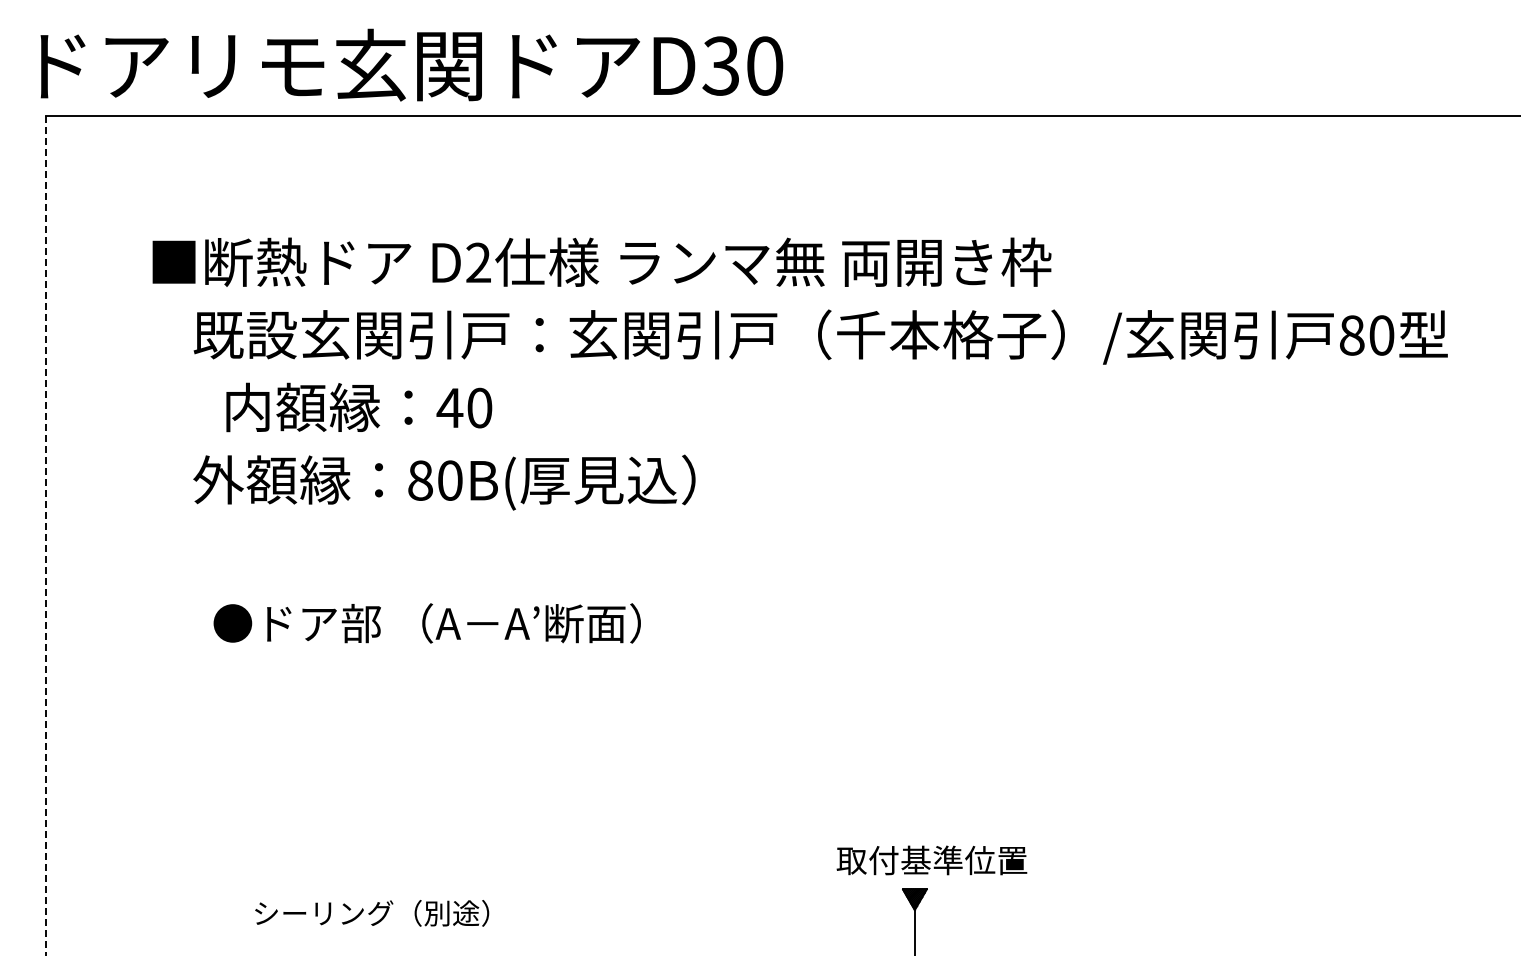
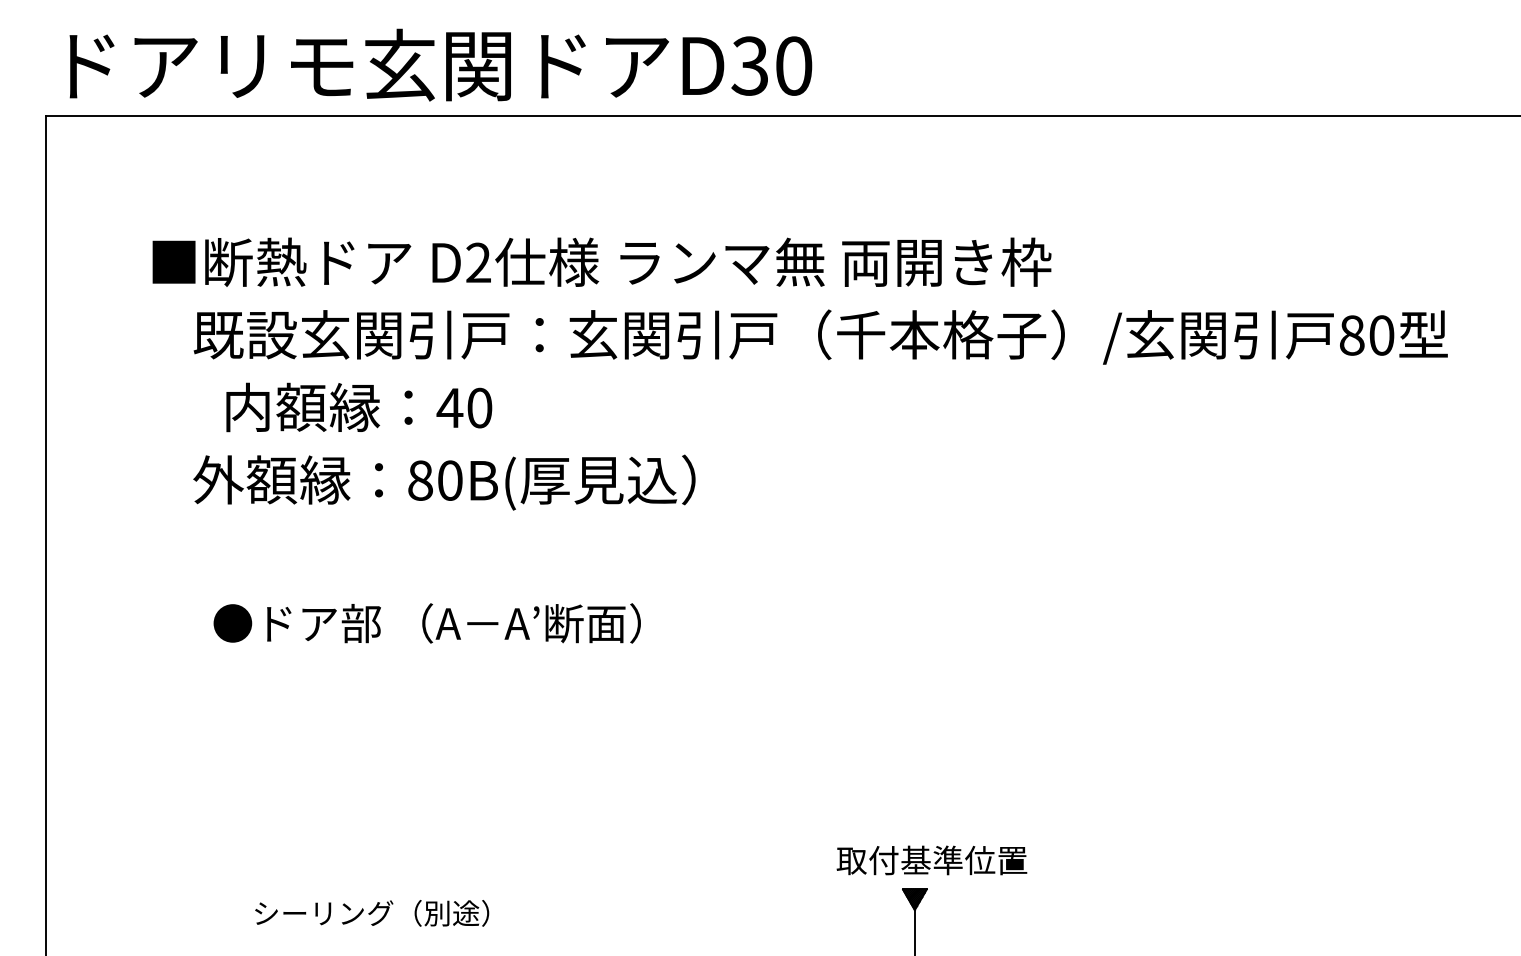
text position: (411, 64) -> (440, 64) (440, 64)
line: dashed -> solid (45, 535)
